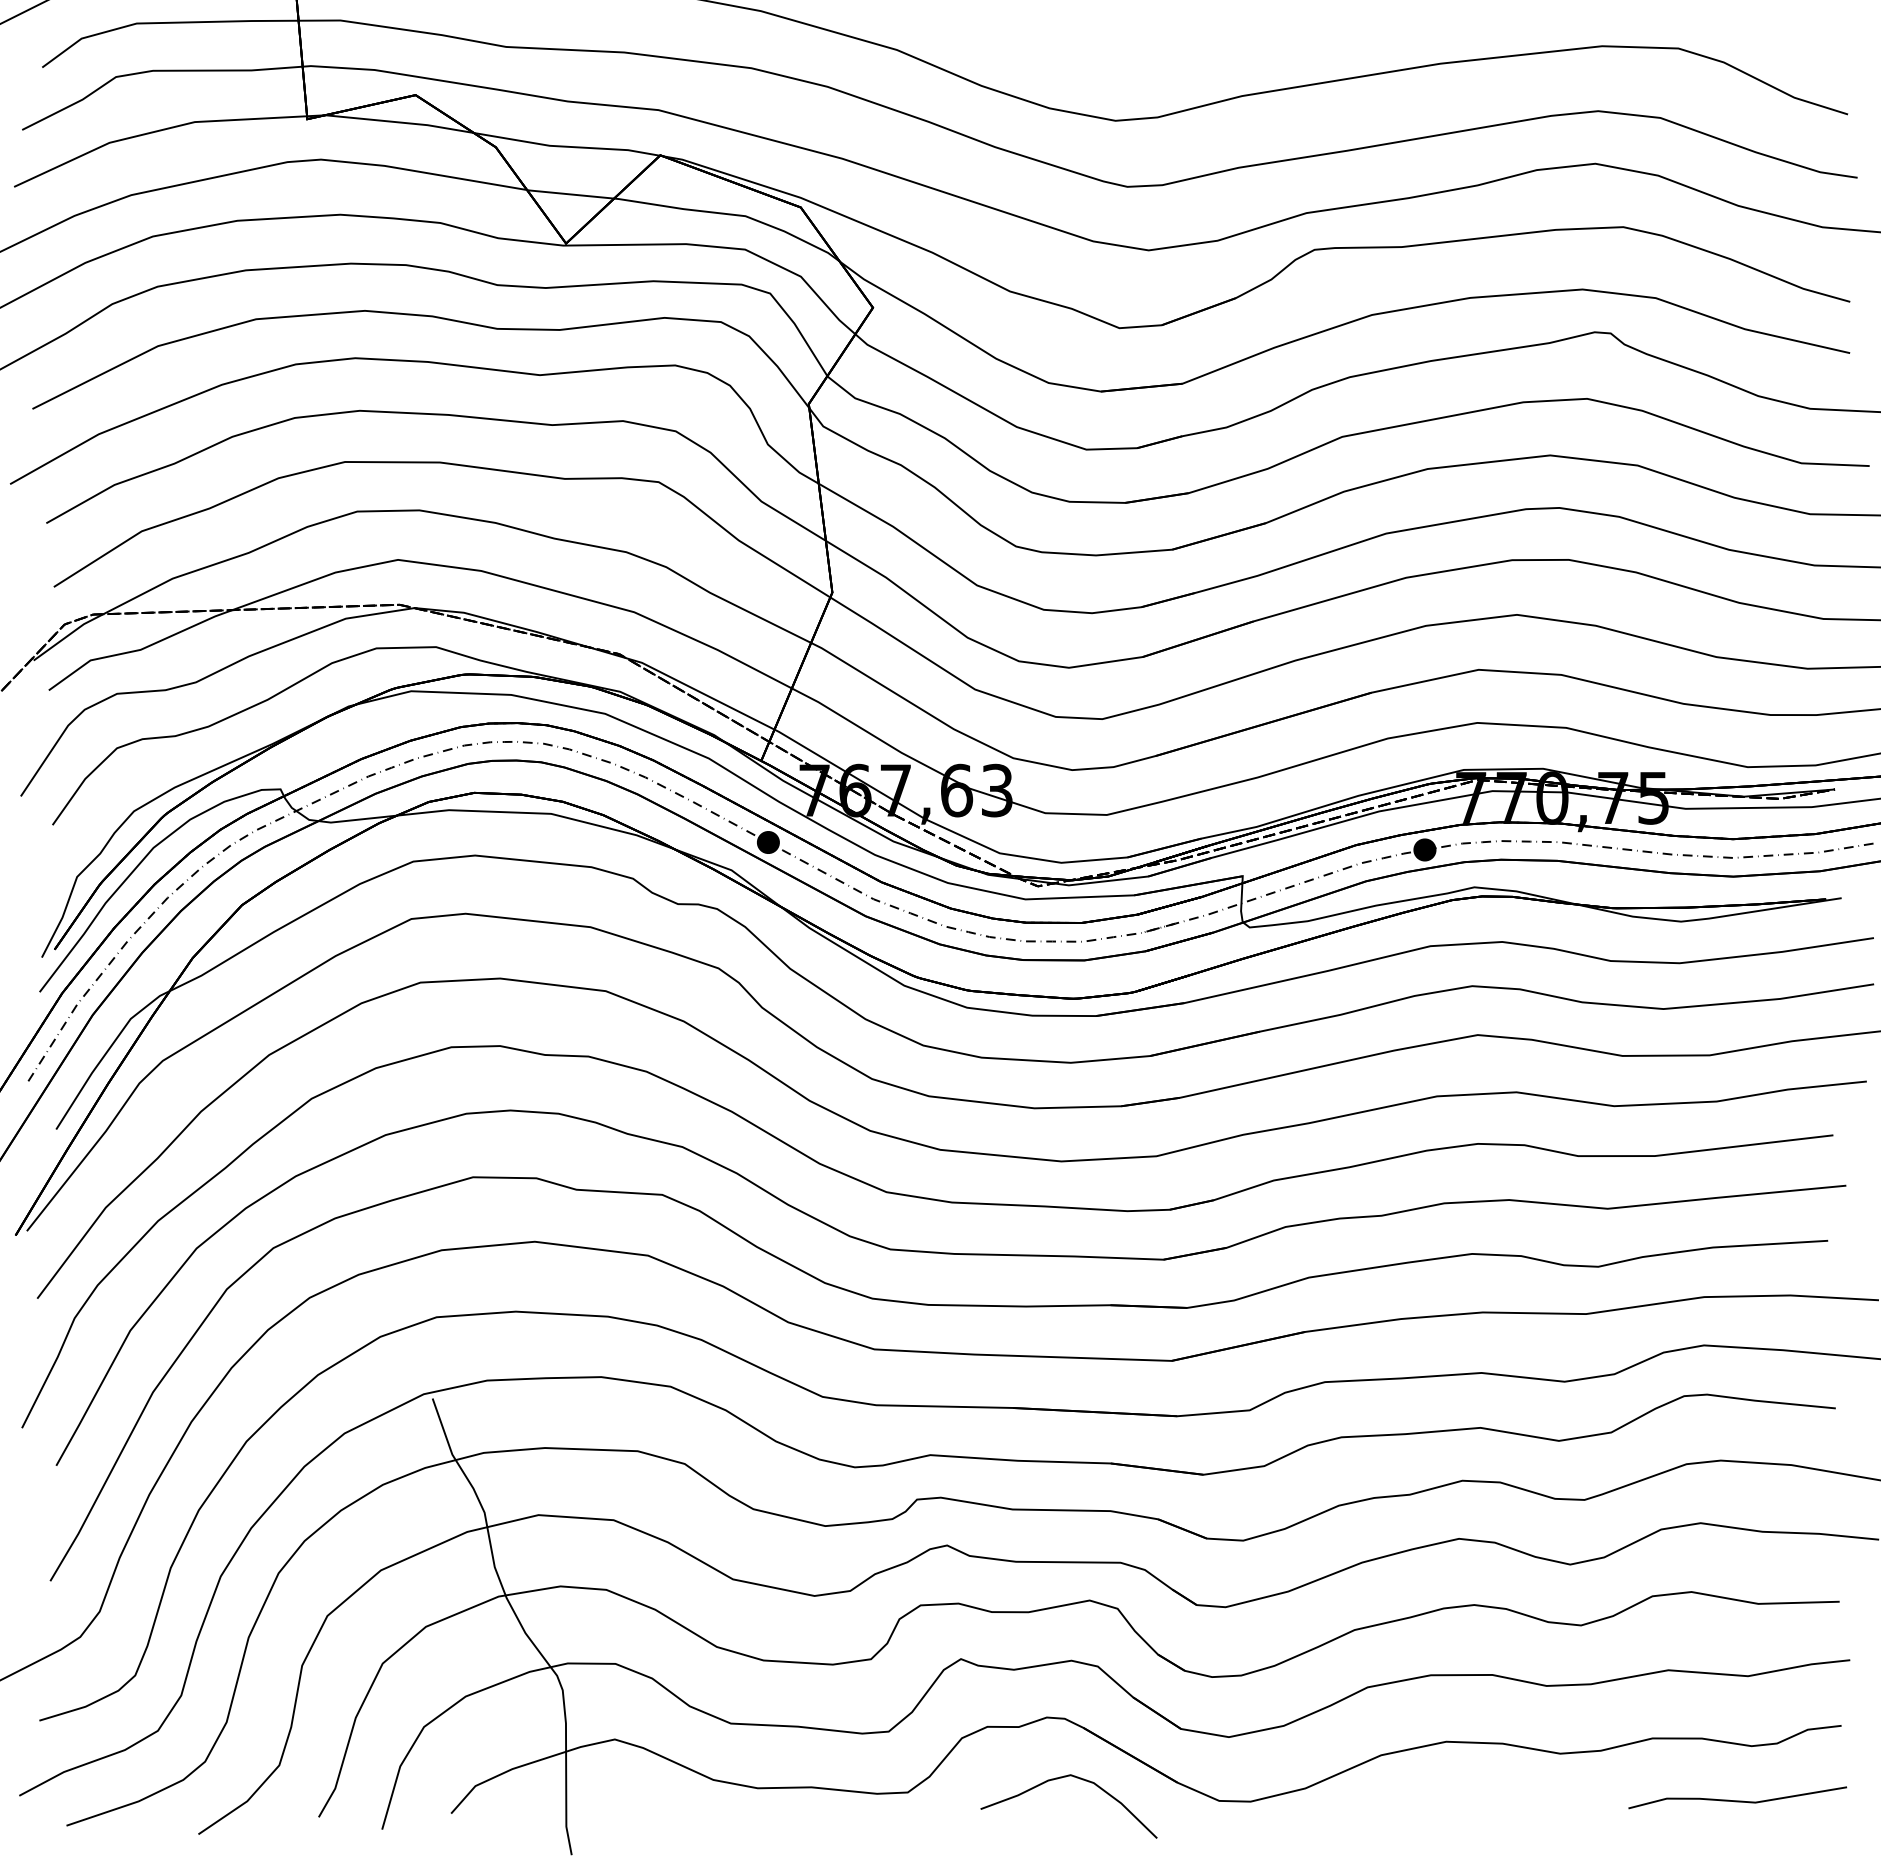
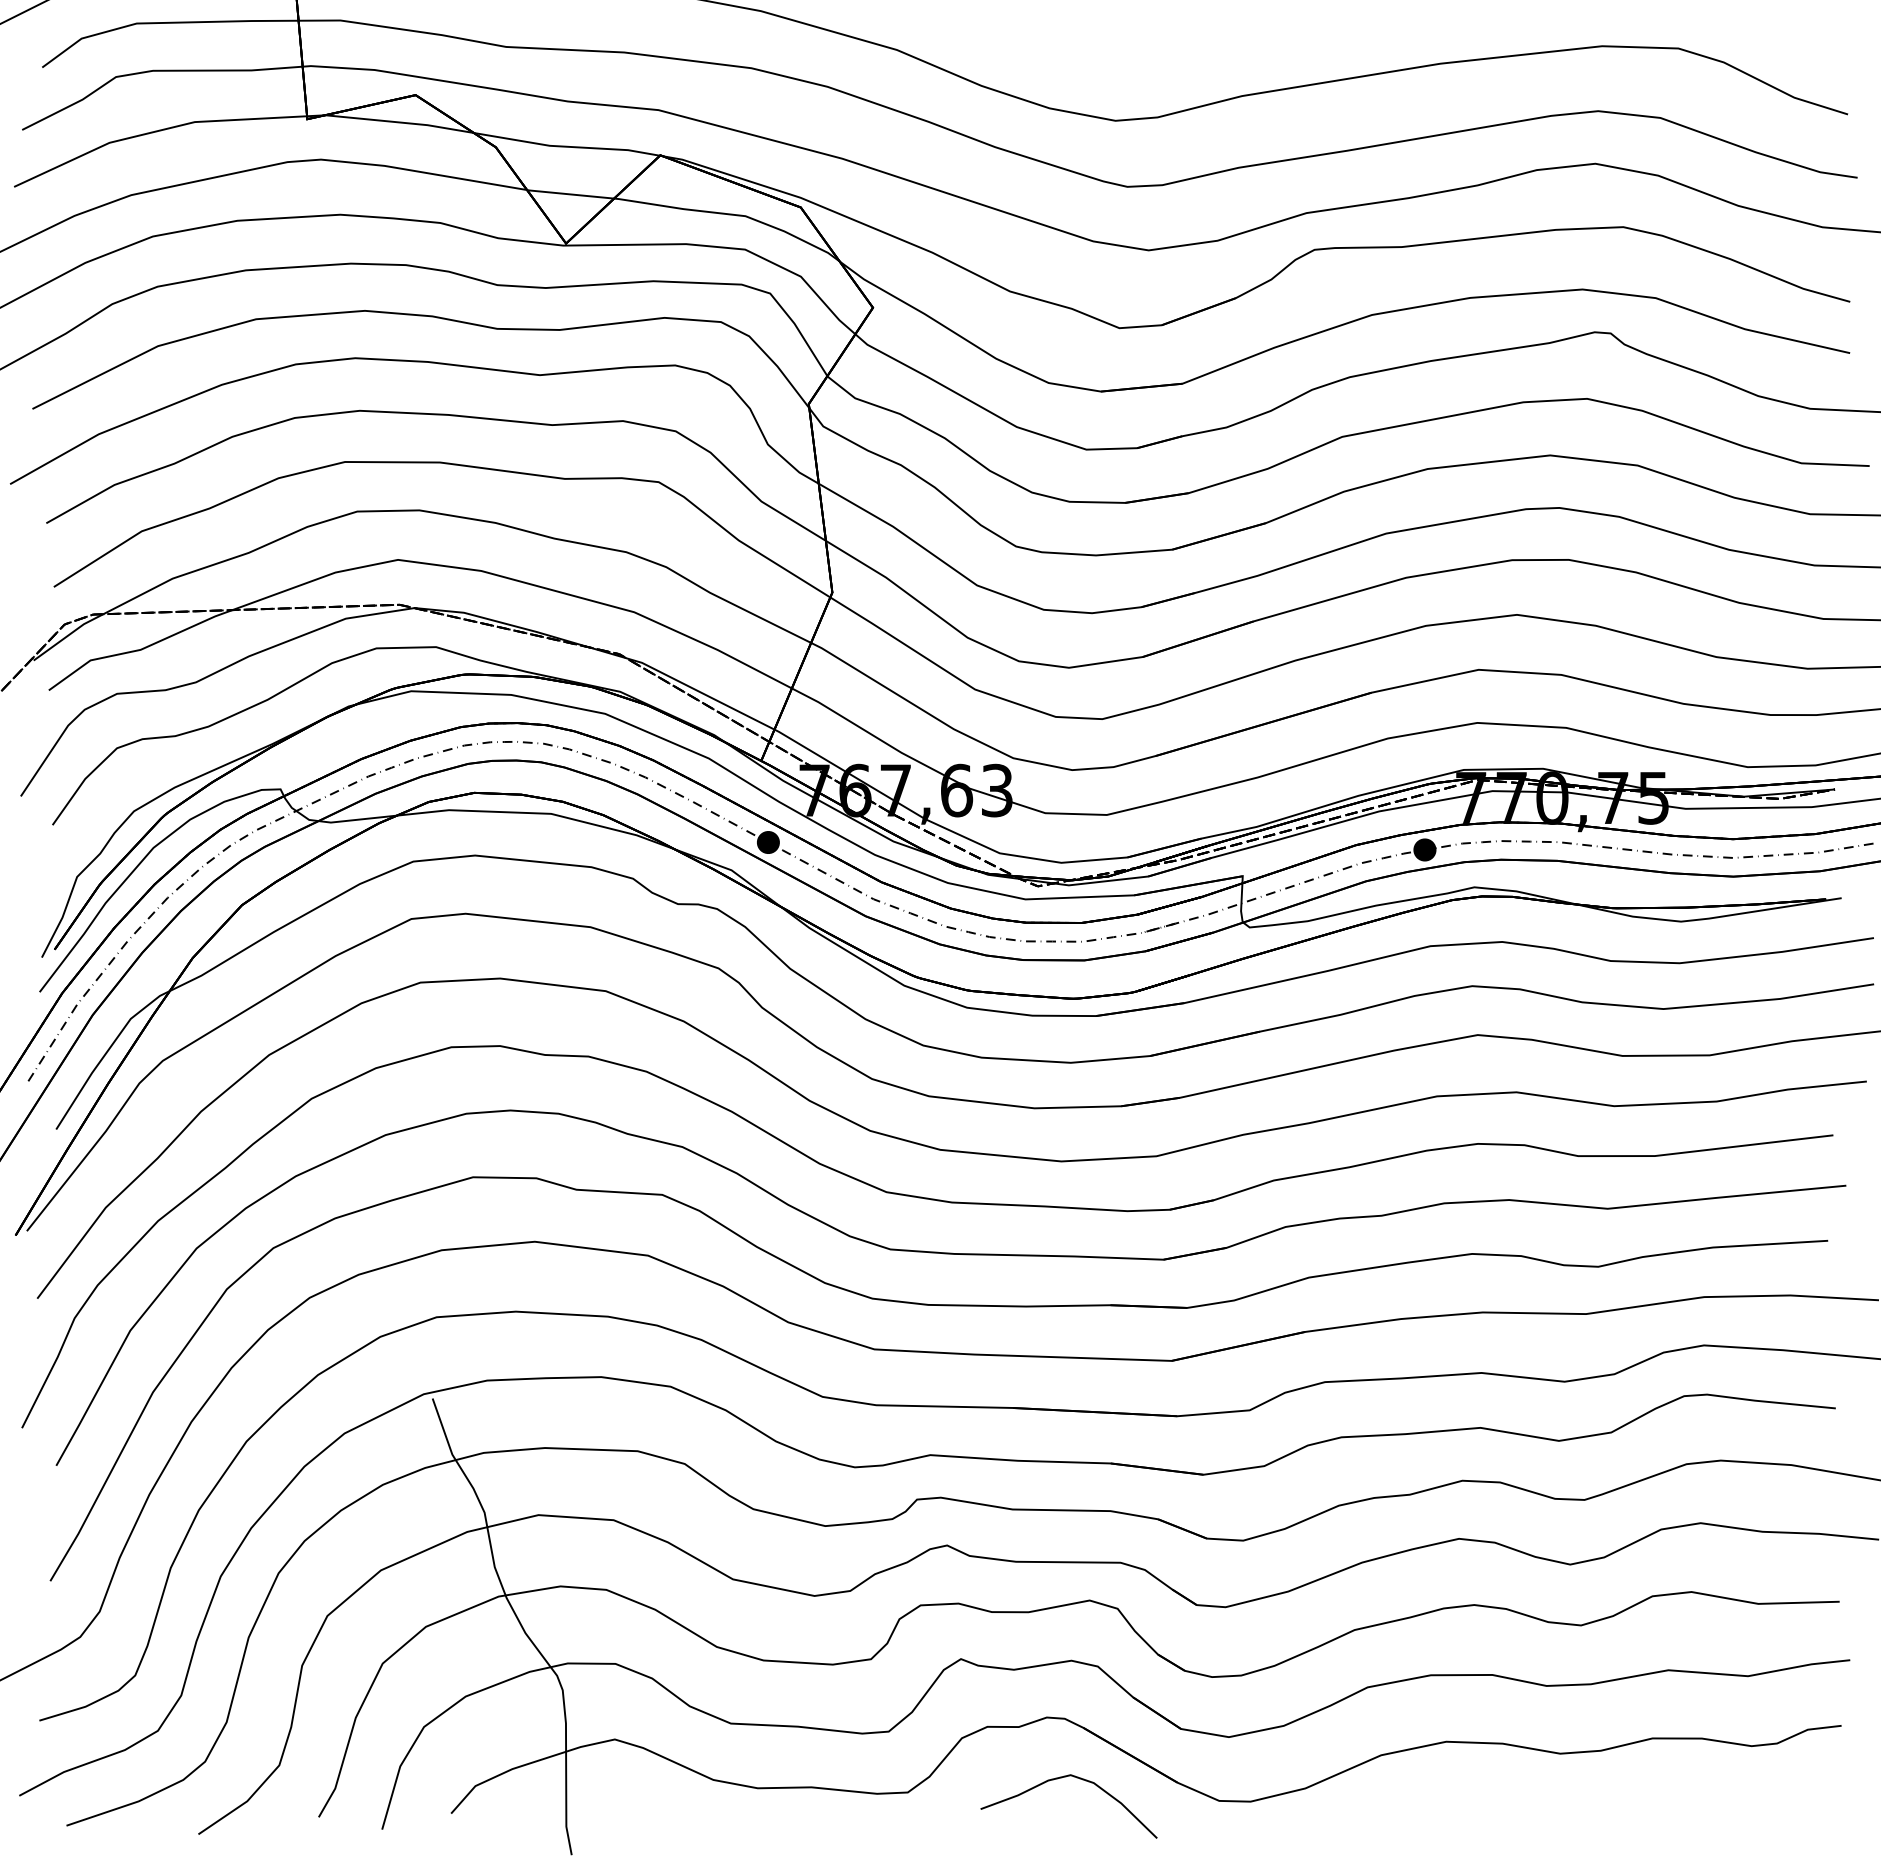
line: present -> none (1737, 1800)
